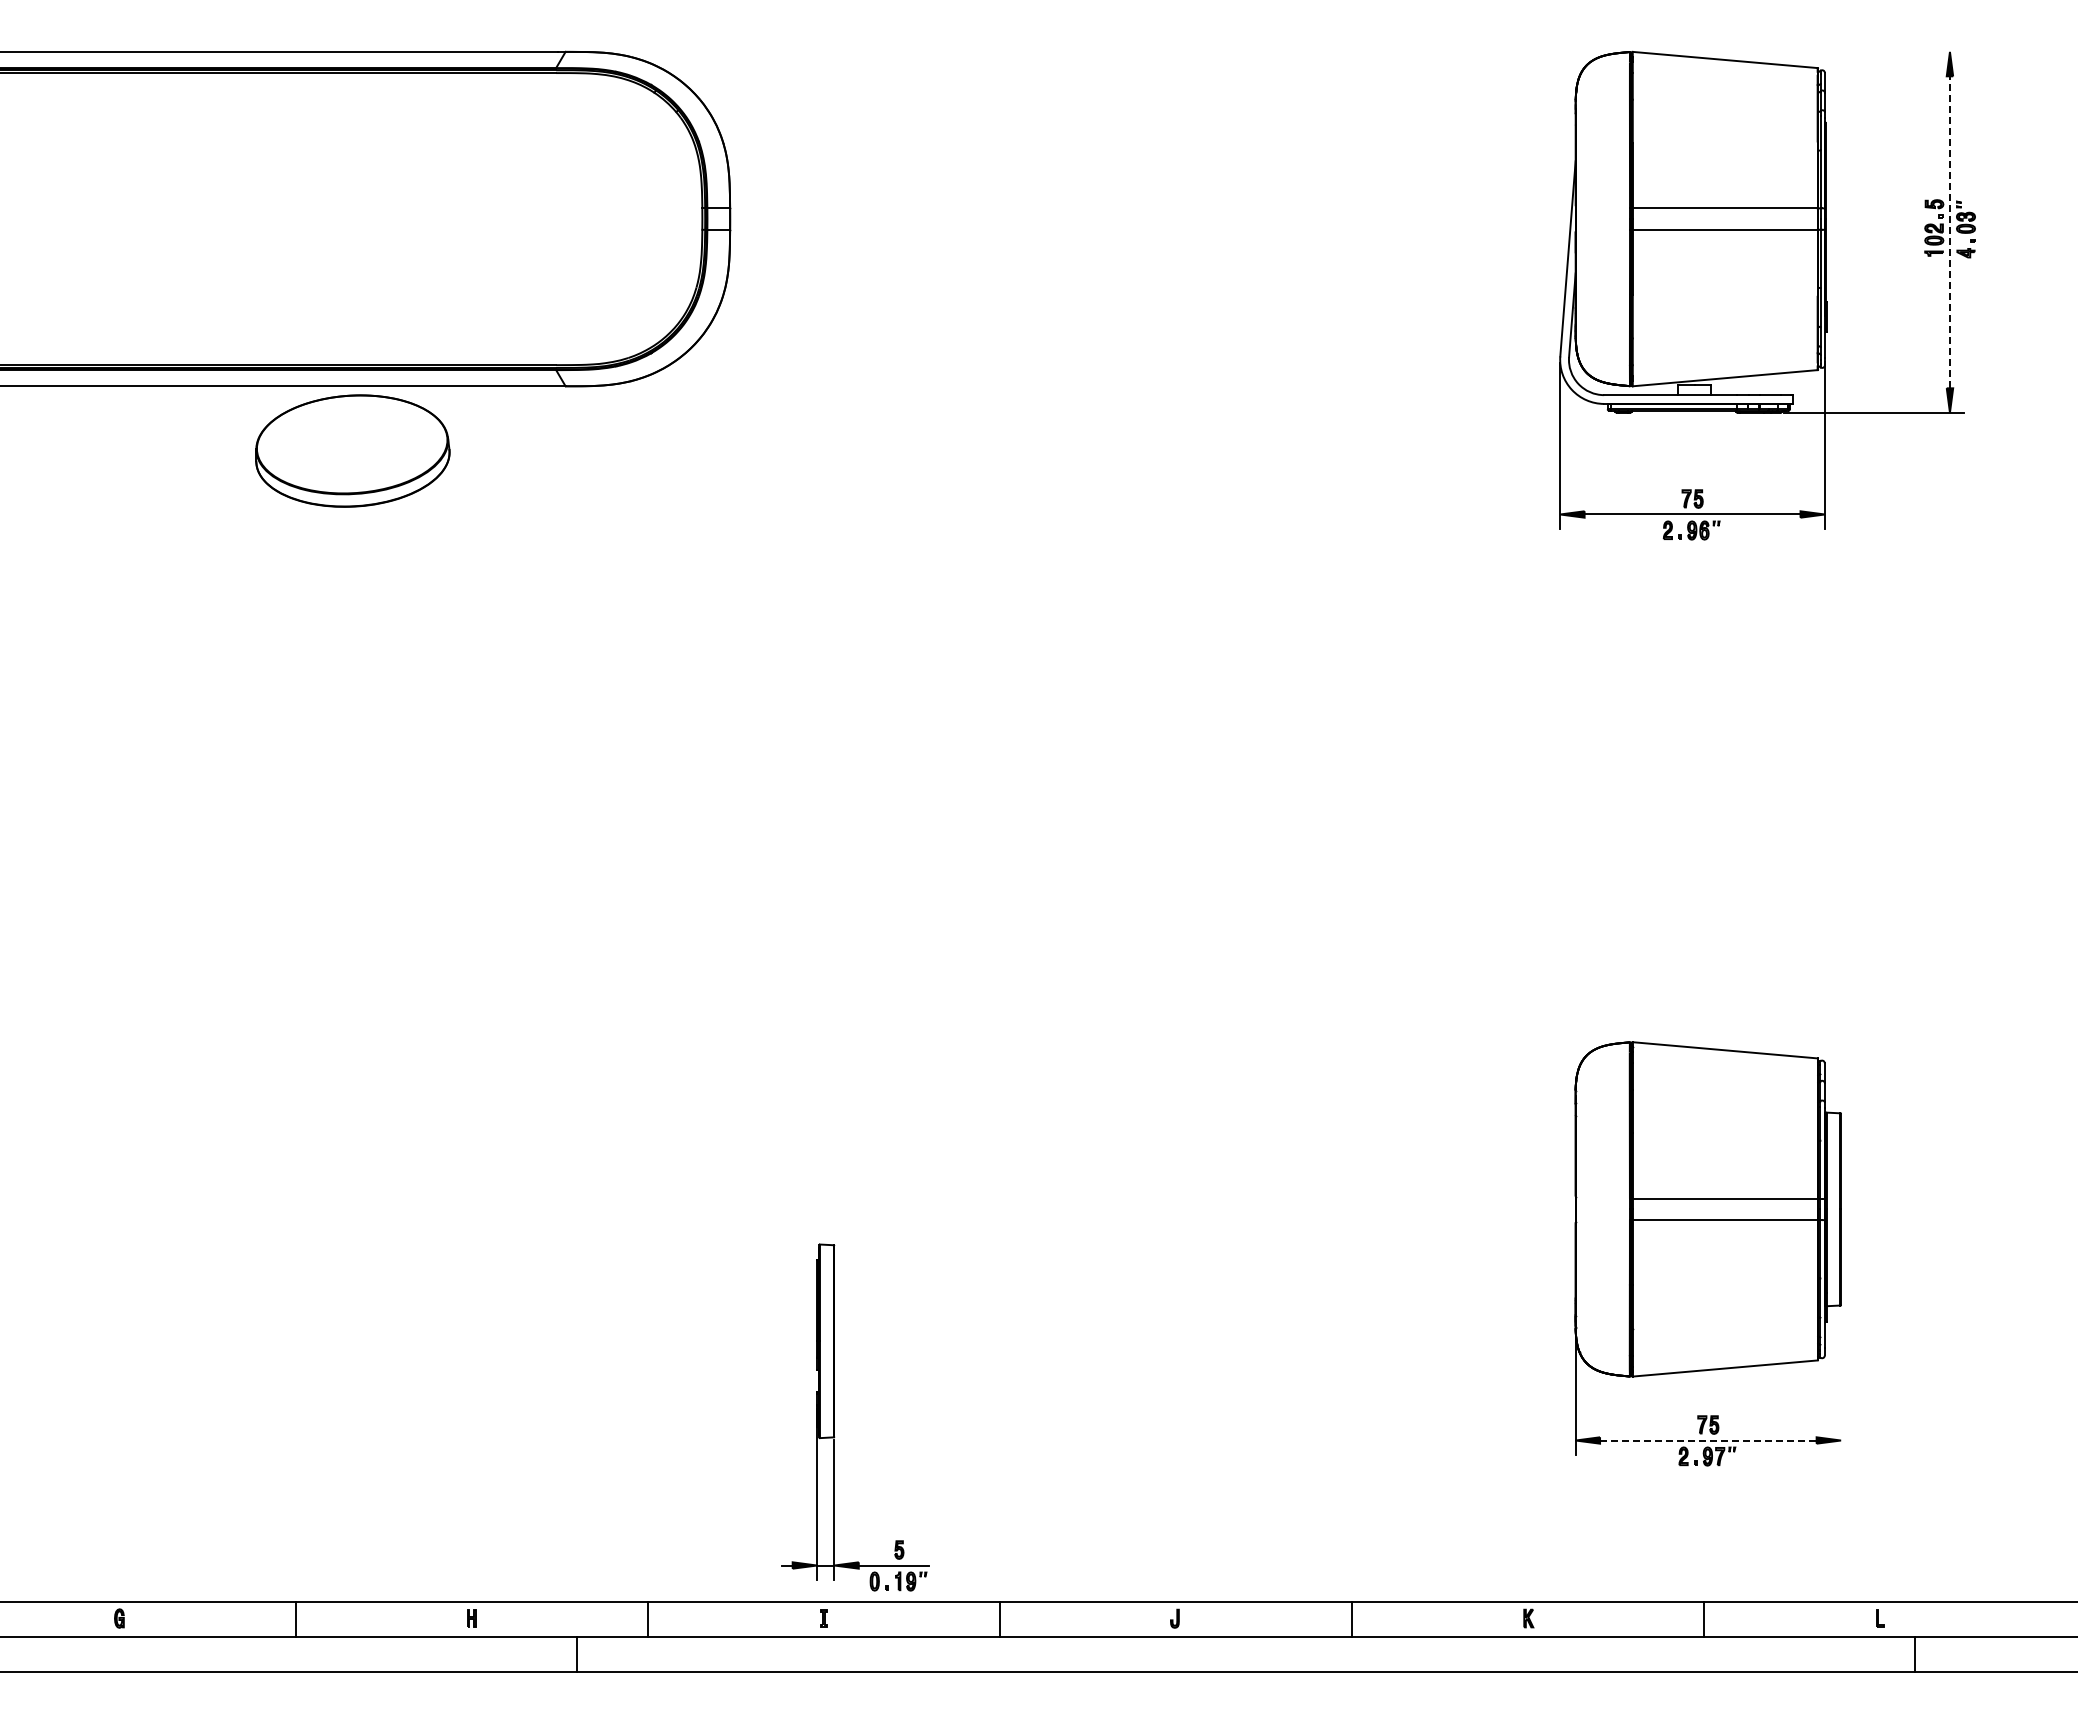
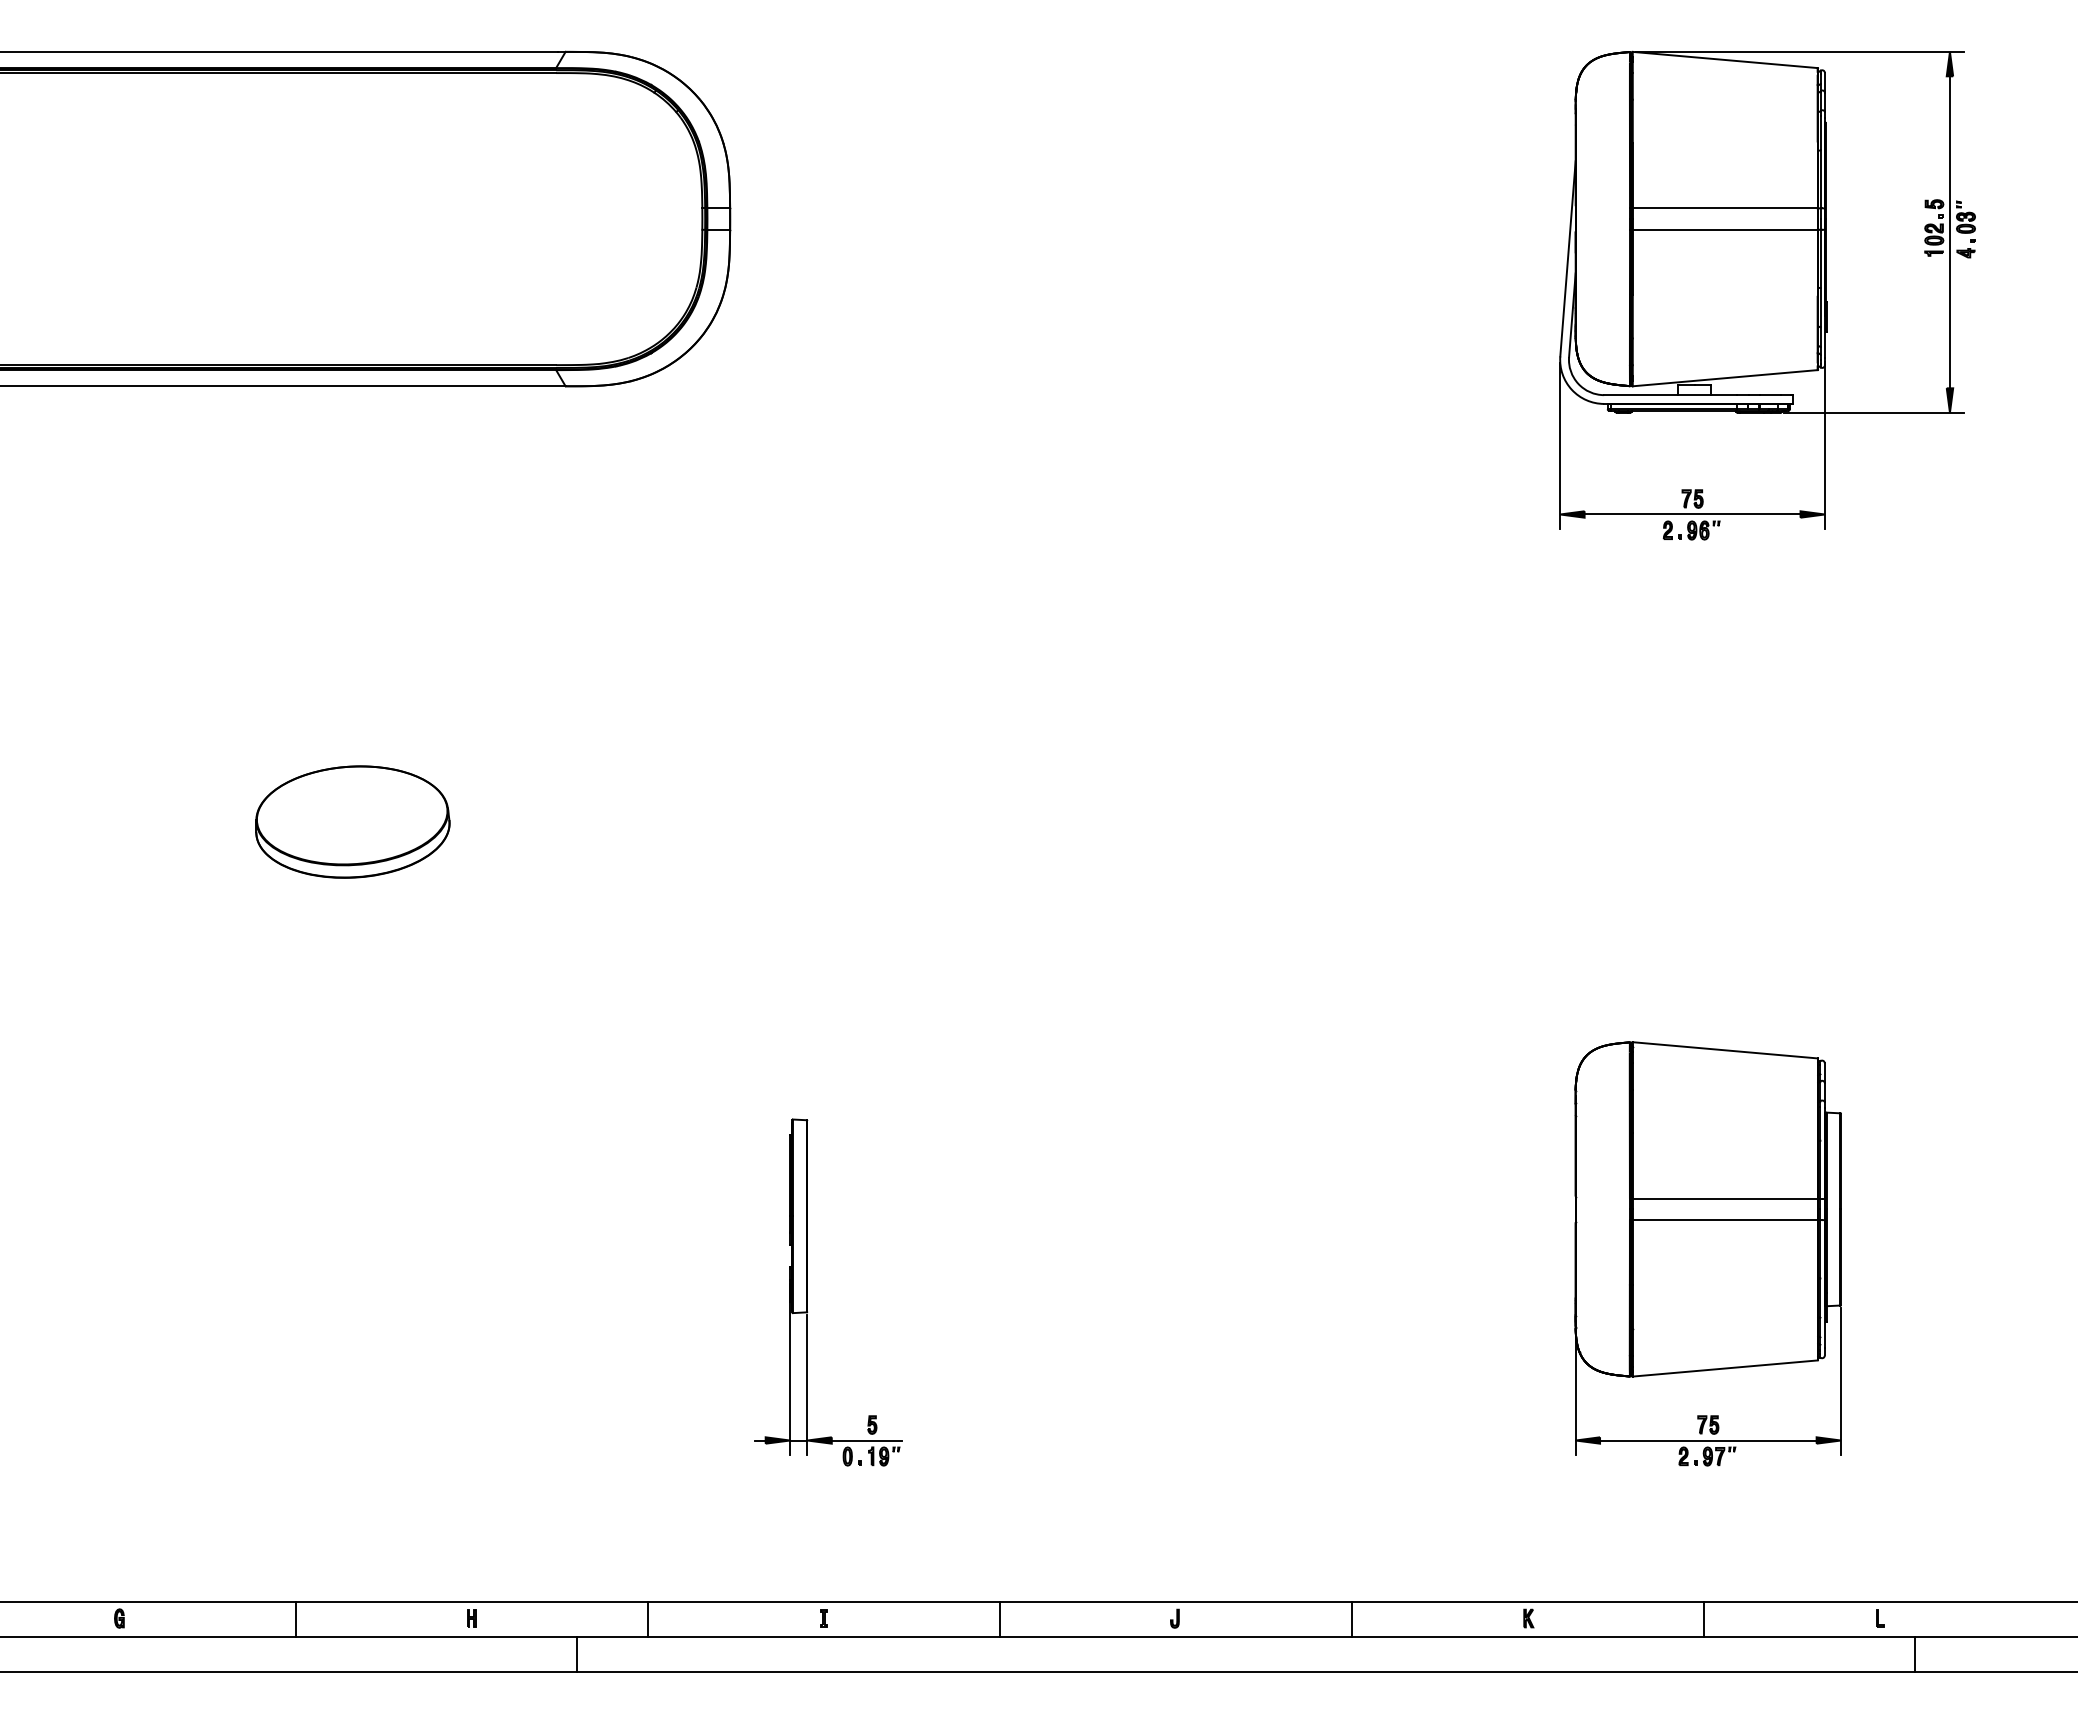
line: none -> present (1800, 51)
line: dashed -> solid (1949, 232)
part position: (352, 450) -> (352, 821) (352, 821)
line: none -> present (1841, 1381)
part position: (834, 1417) -> (807, 1292) (807, 1292)
line: dashed -> solid (1708, 1440)
